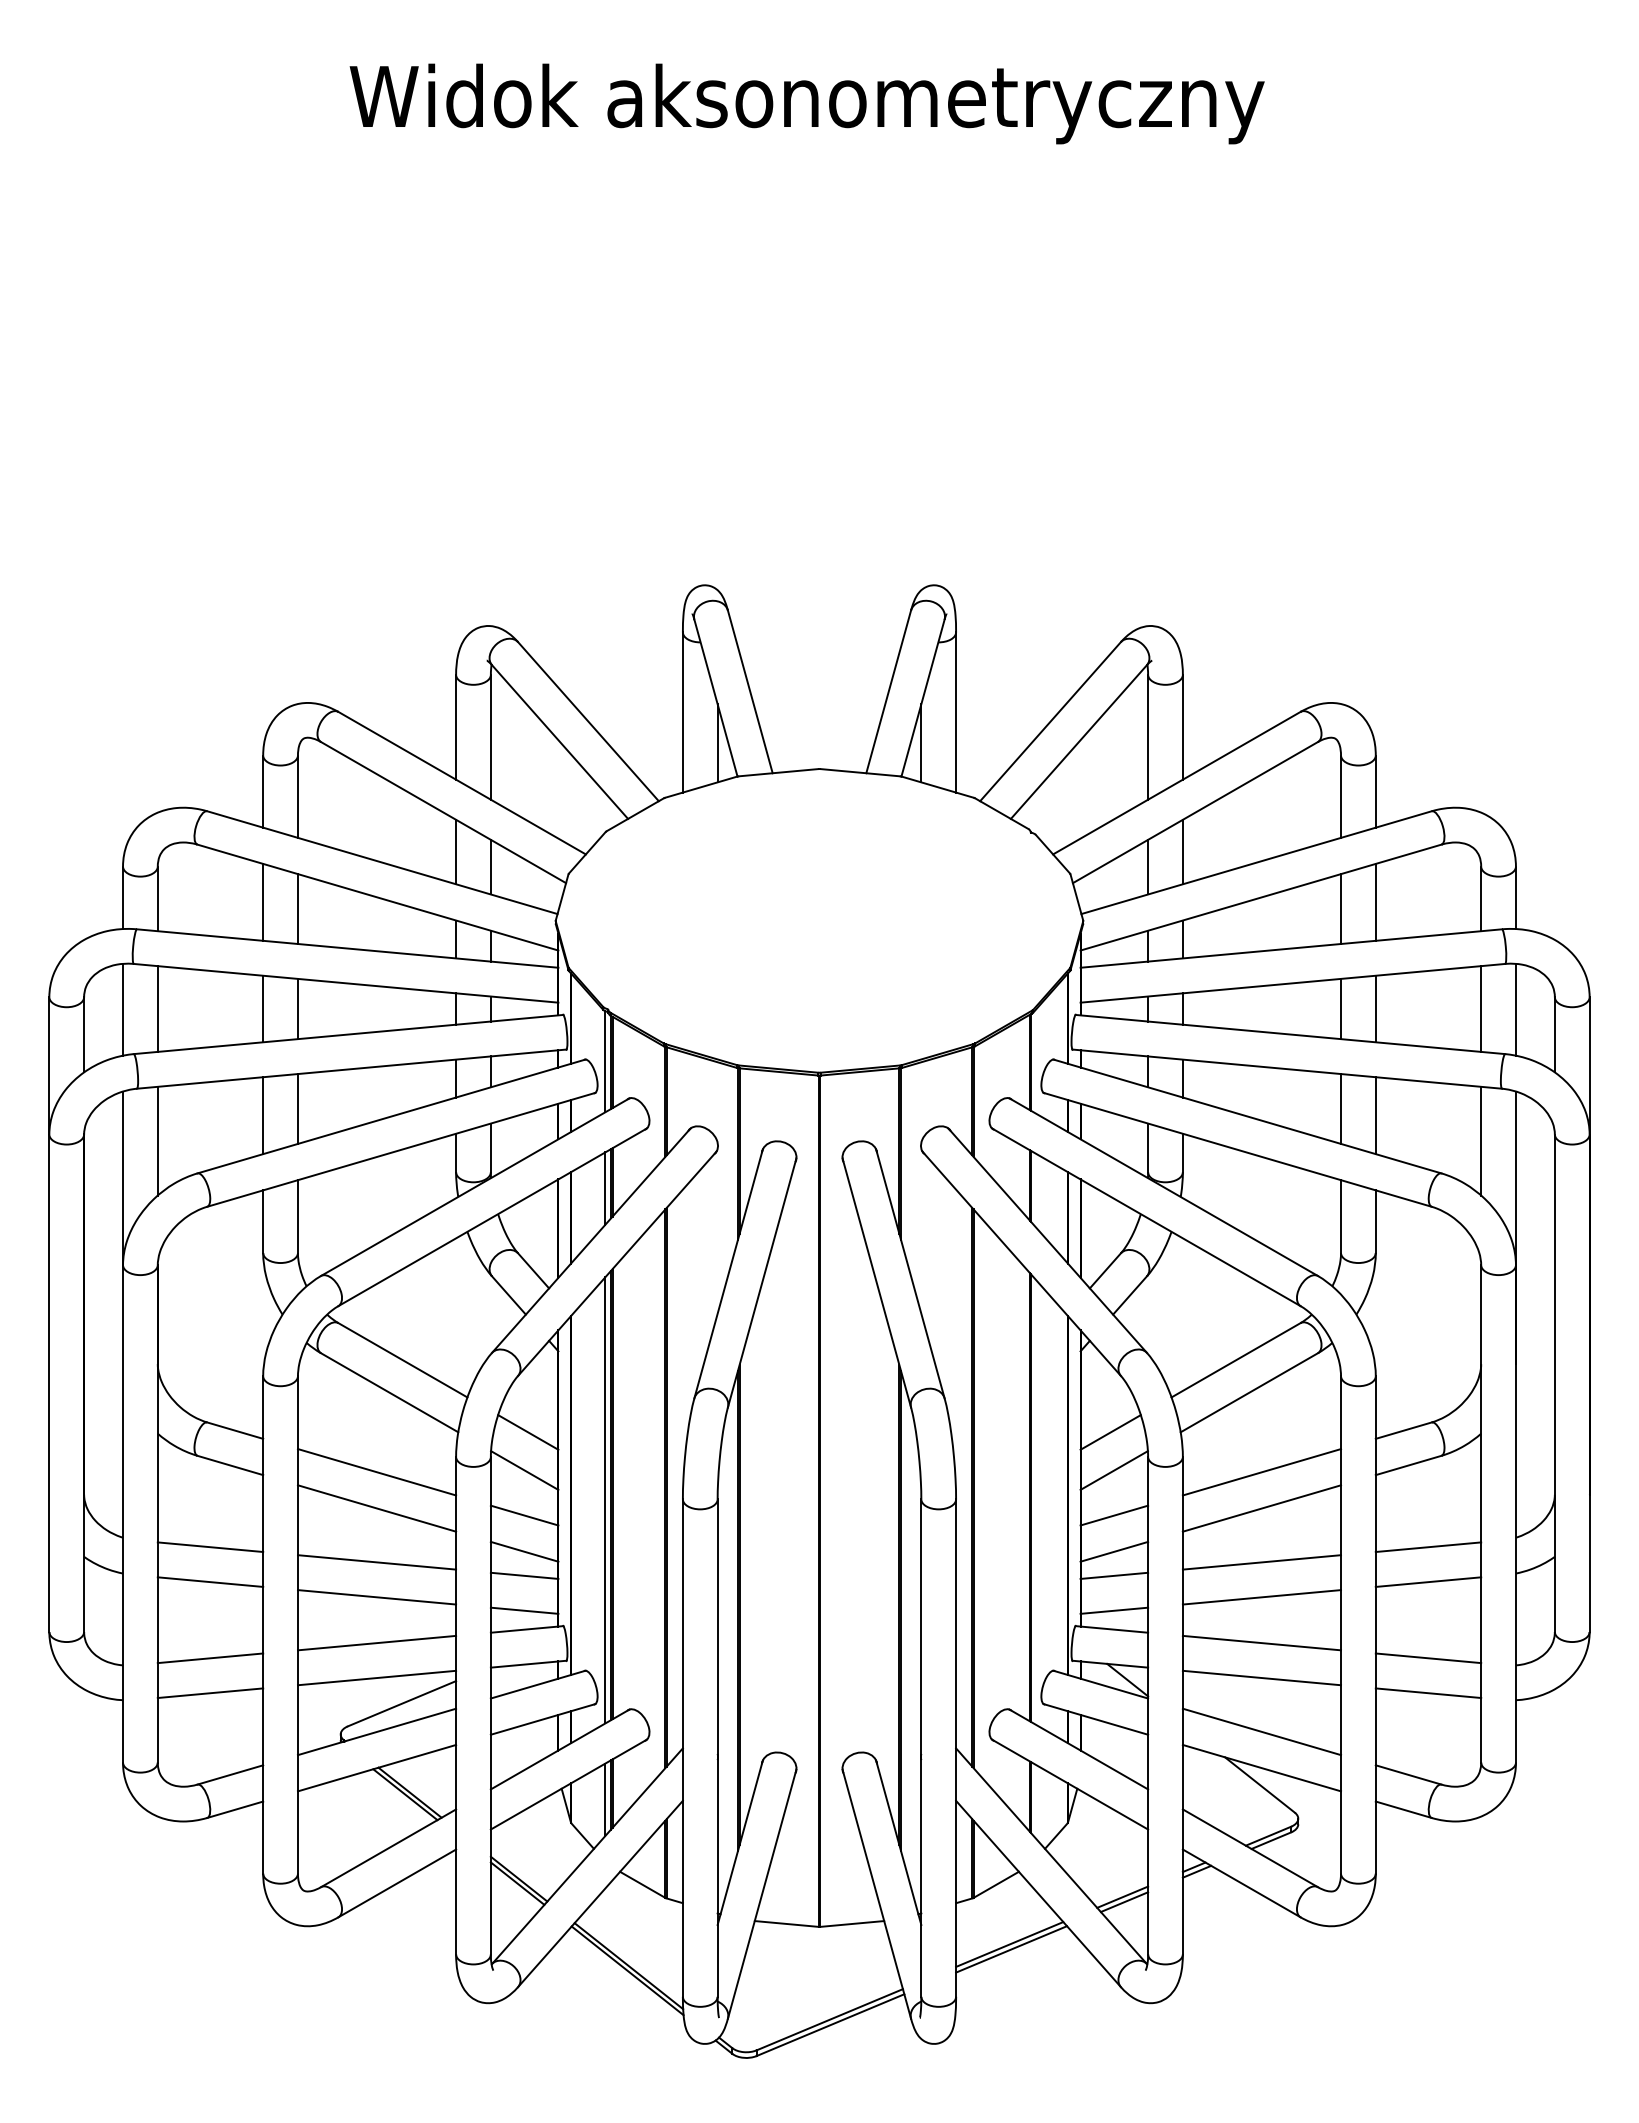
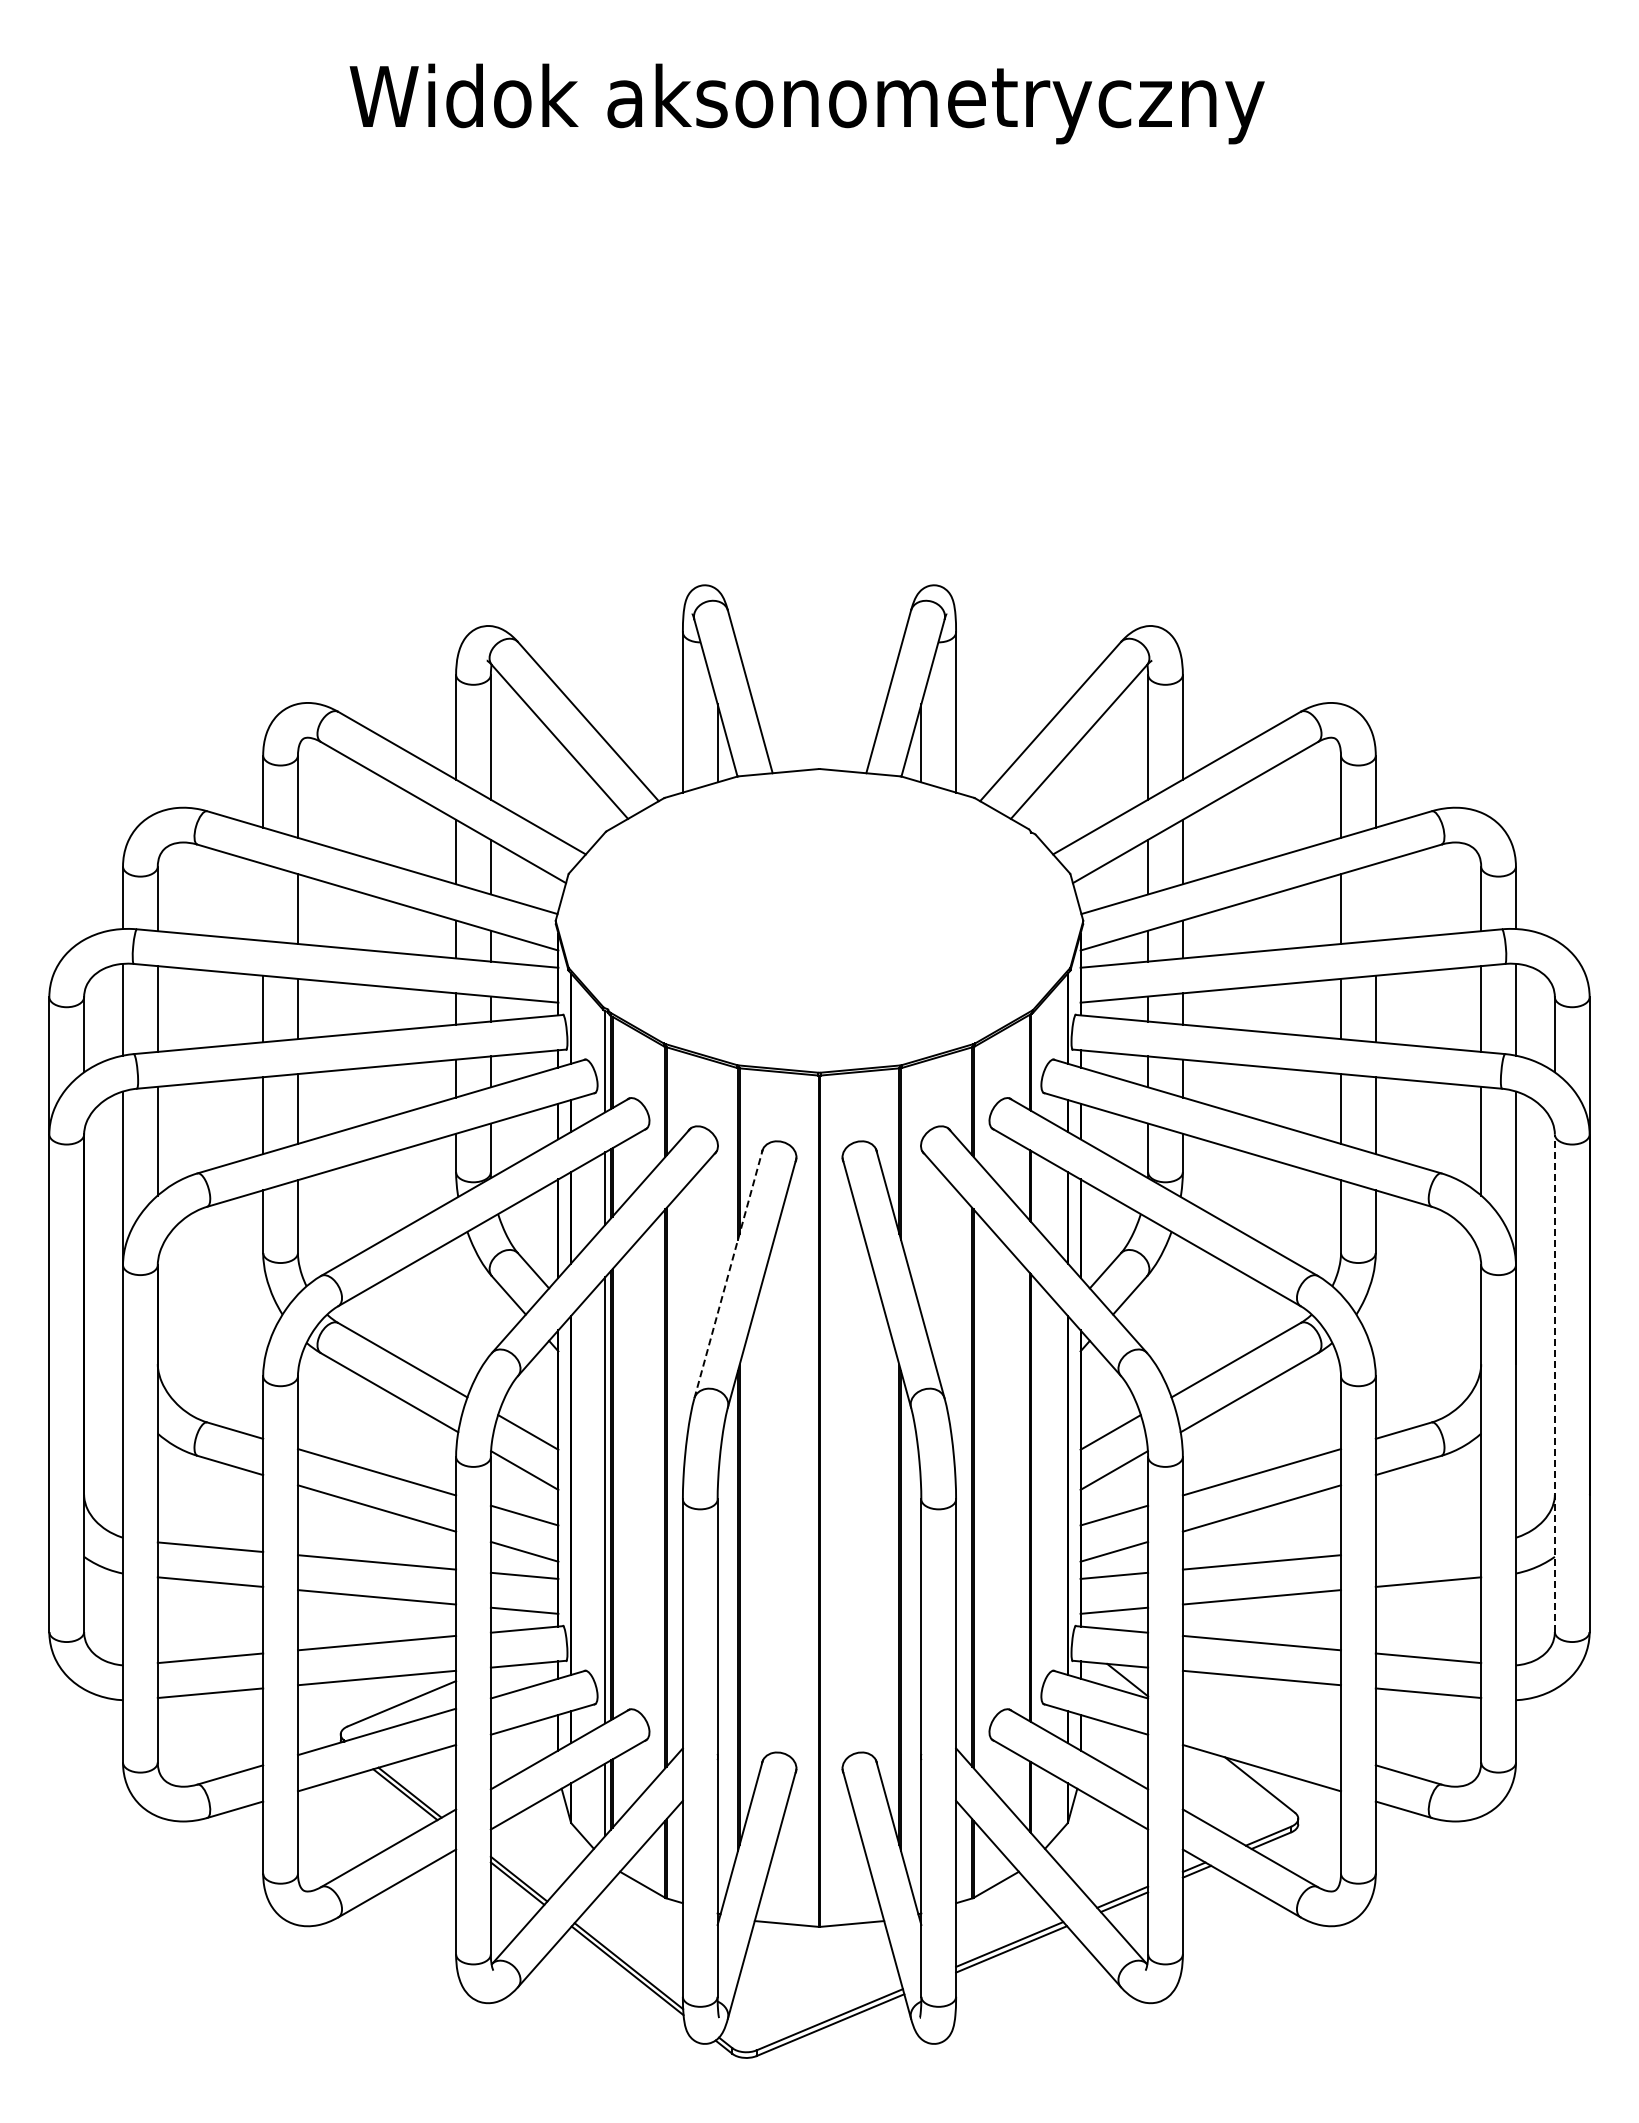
line: present -> none (263, 901)
line: present -> none (1375, 901)
line: solid -> dashed (728, 1273)
line: solid -> dashed (1554, 1383)
line: present -> none (1428, 1547)
line: present -> none (1261, 1731)
